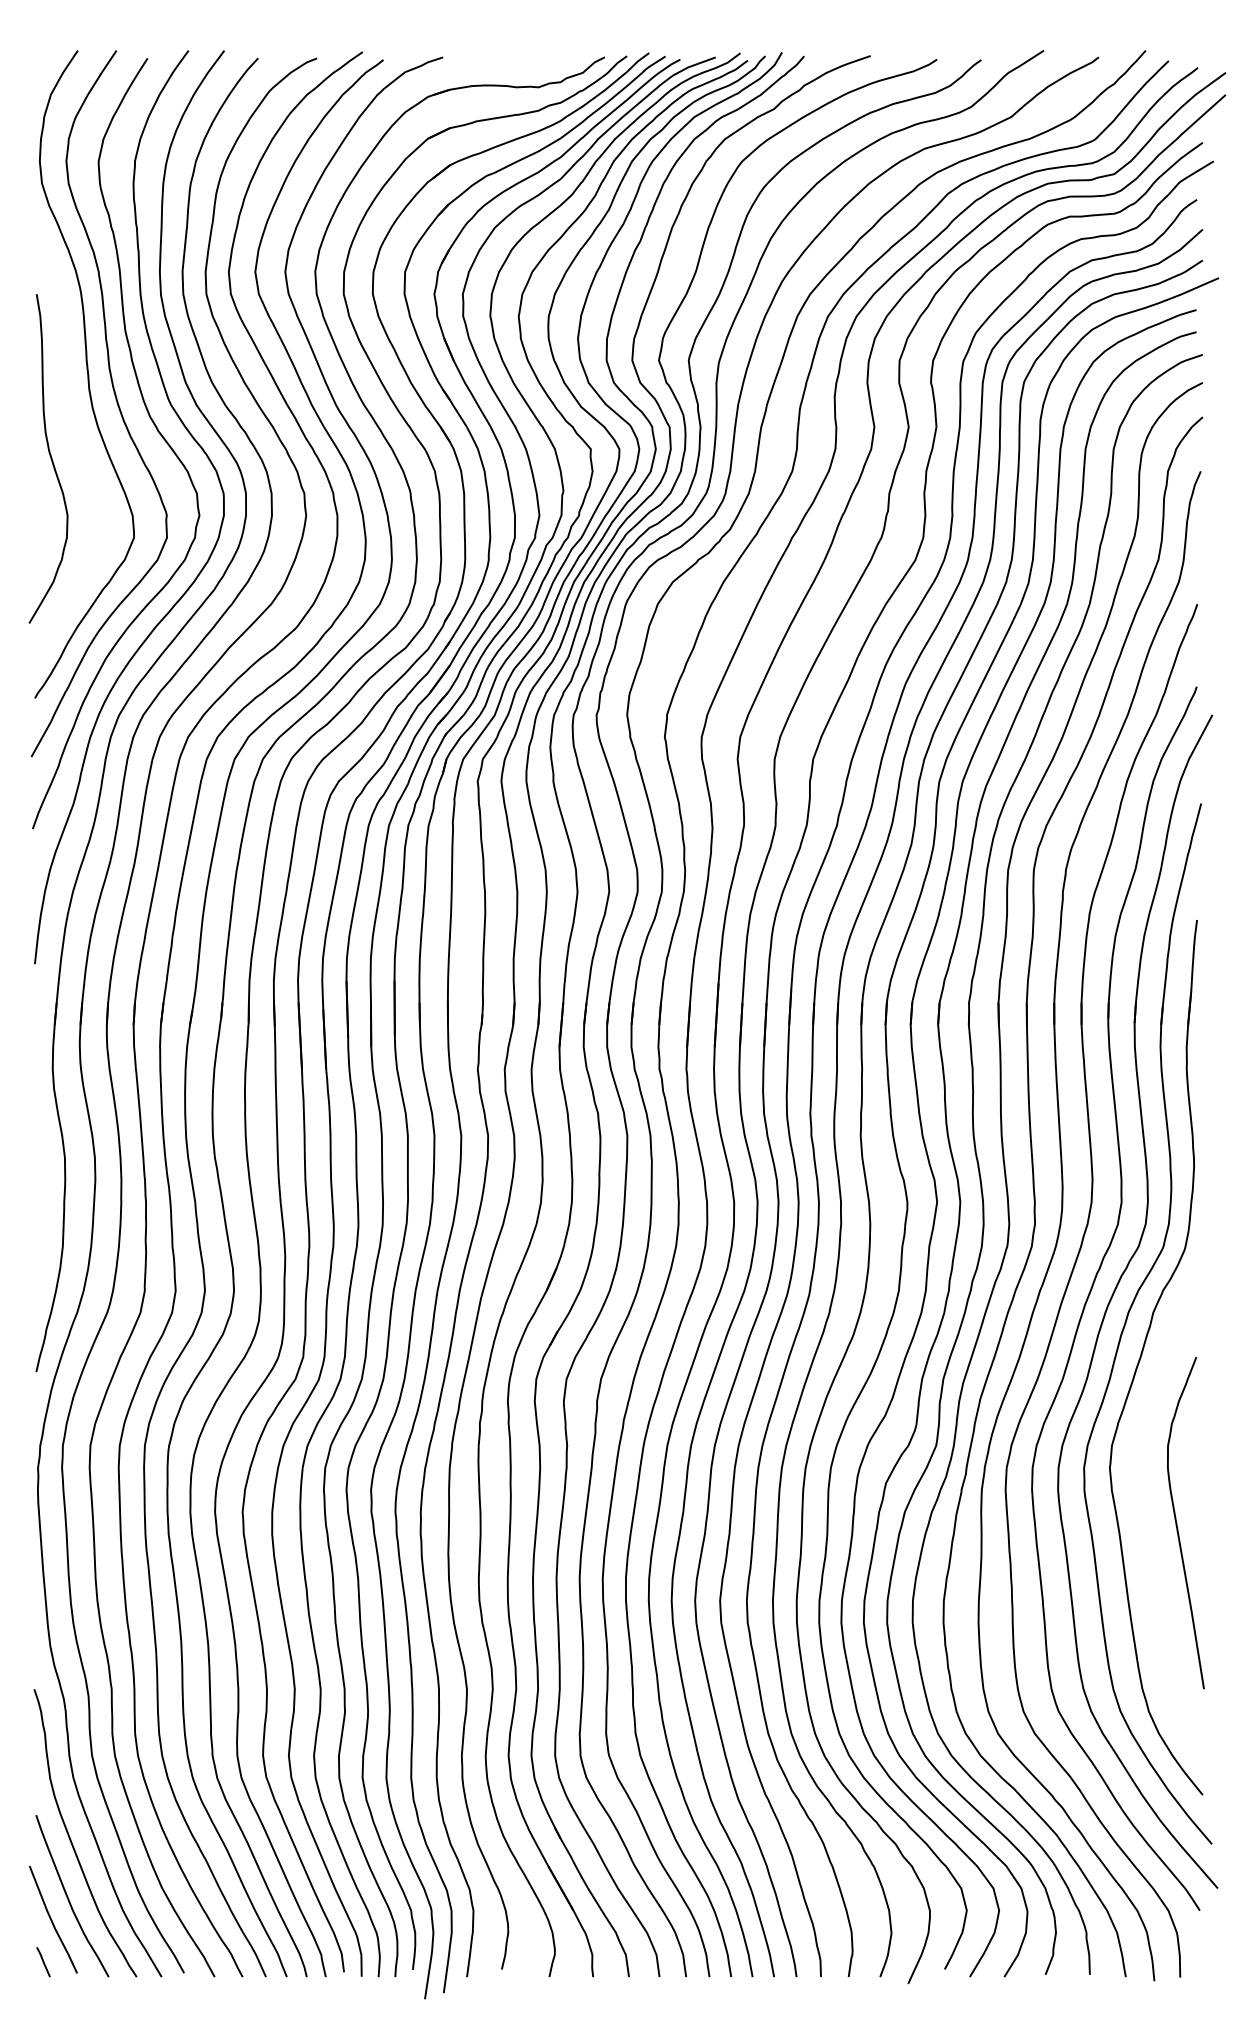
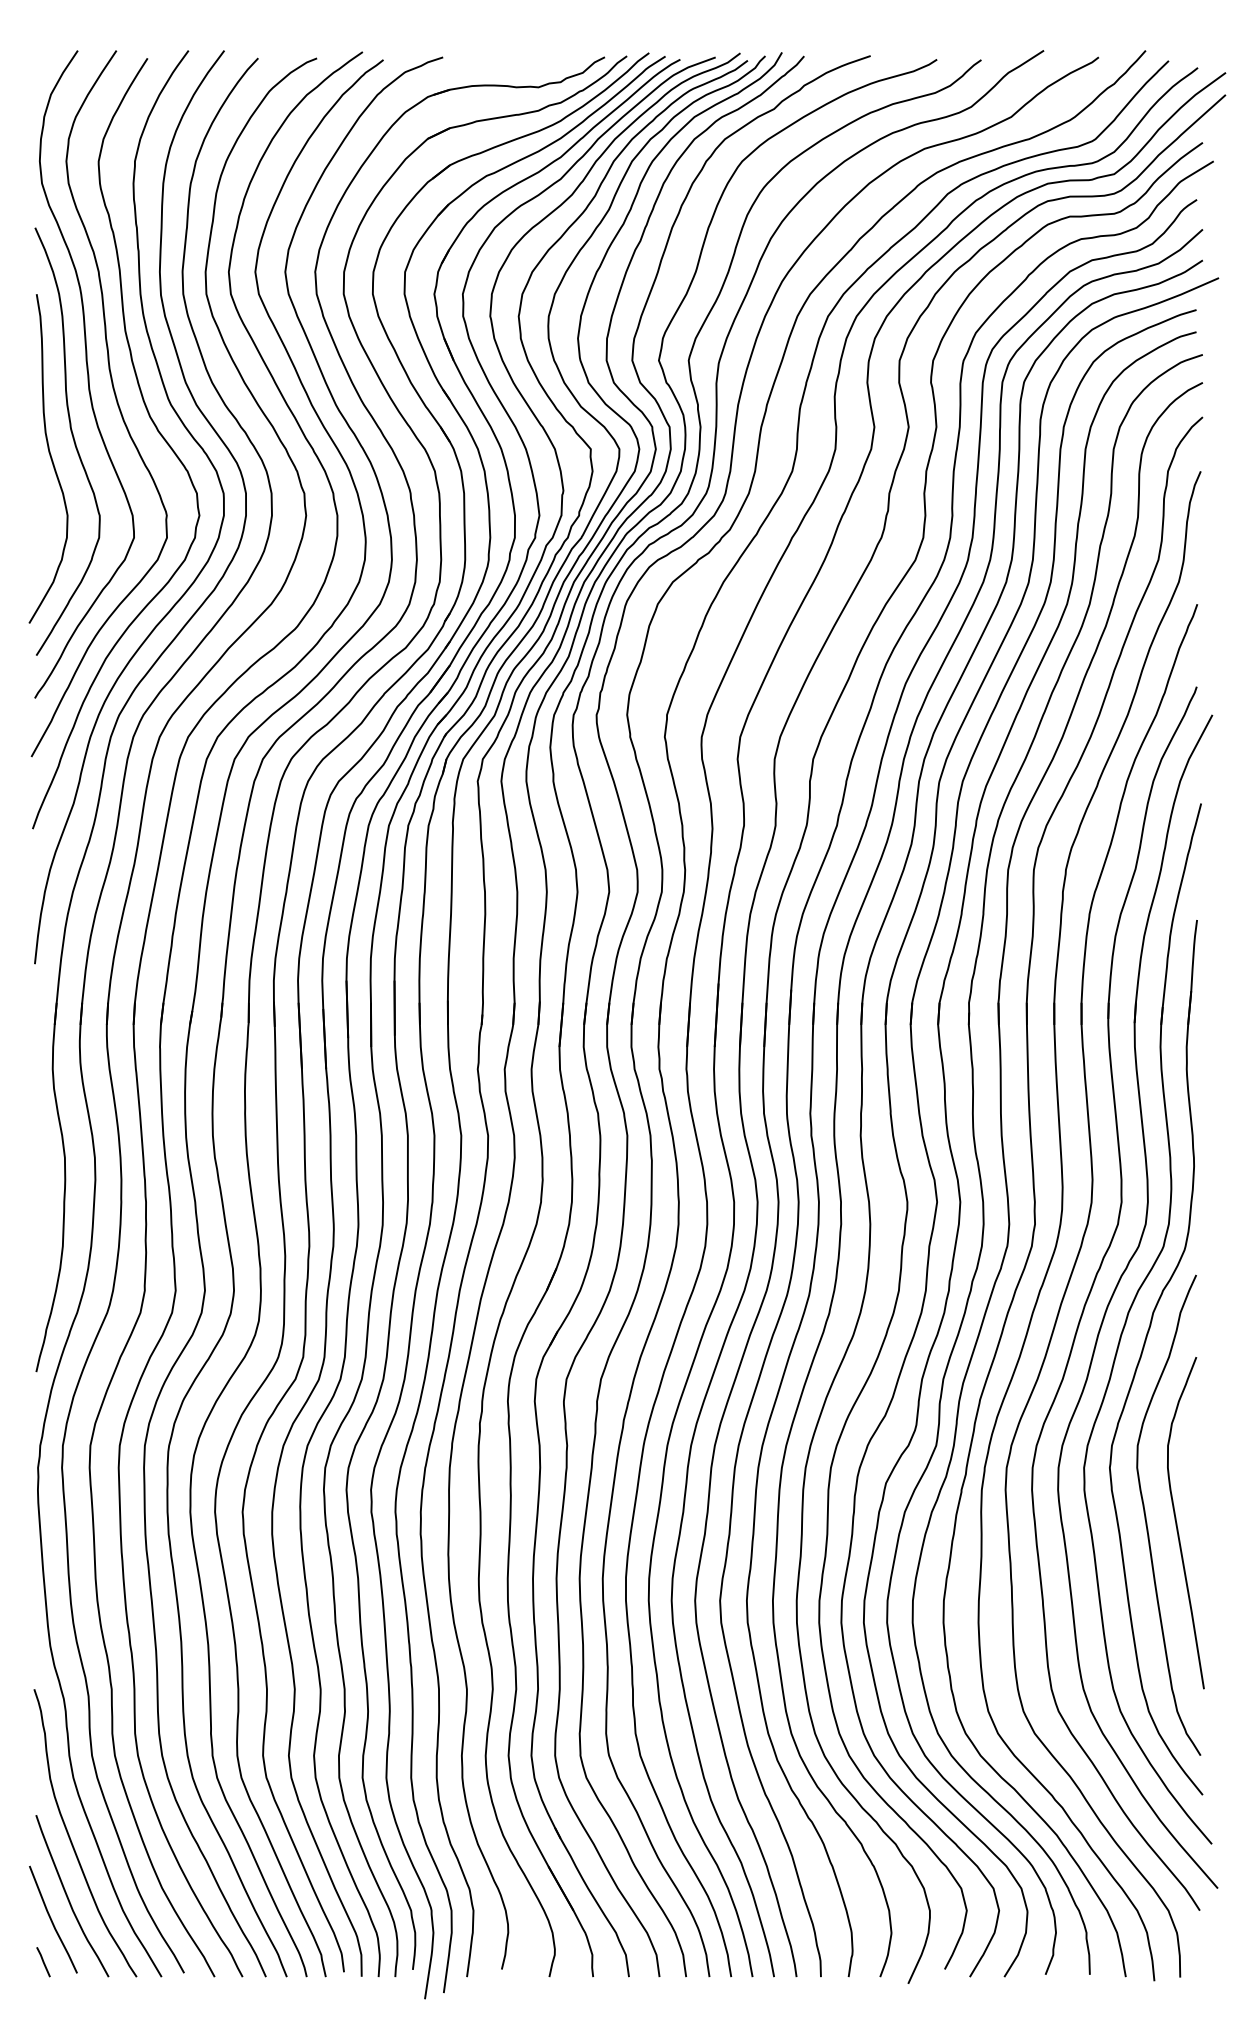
curve: none -> present (72, 438)
curve: none -> present (1146, 1516)
